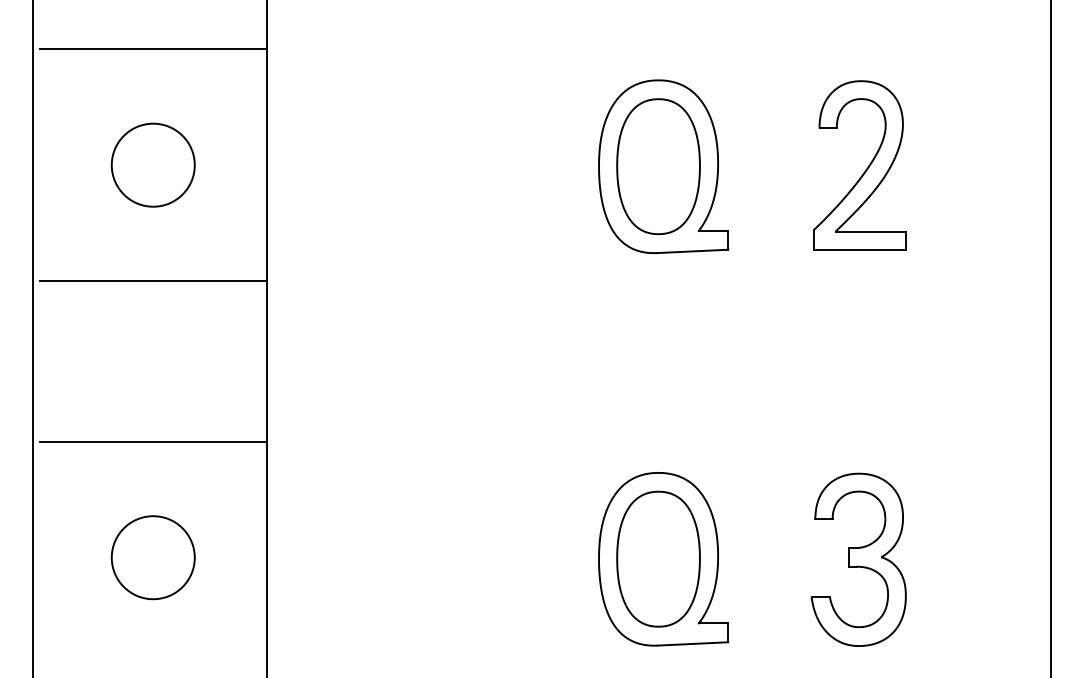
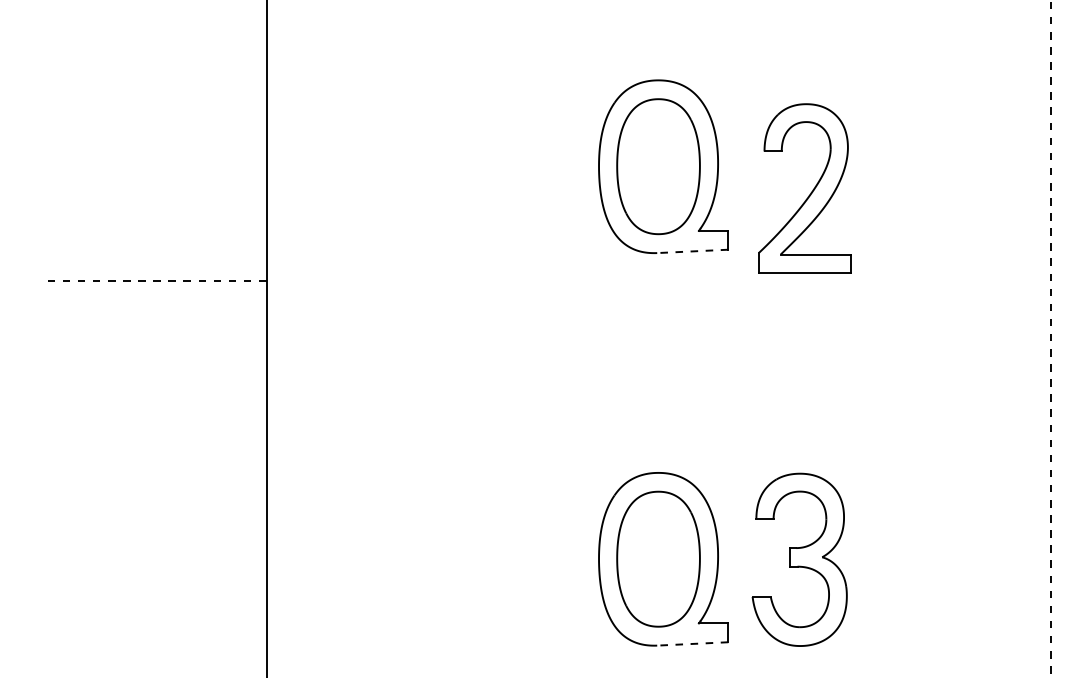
line: present -> none (153, 49)
circle: present -> none (152, 164)
part position: (865, 169) -> (810, 192) (810, 192)
line: solid -> dashed (692, 251)
line: solid -> dashed (152, 281)
line: present -> none (32, 338)
line: solid -> dashed (1051, 338)
line: present -> none (153, 441)
circle: present -> none (152, 557)
part position: (858, 559) -> (799, 559) (799, 559)
line: solid -> dashed (692, 643)
